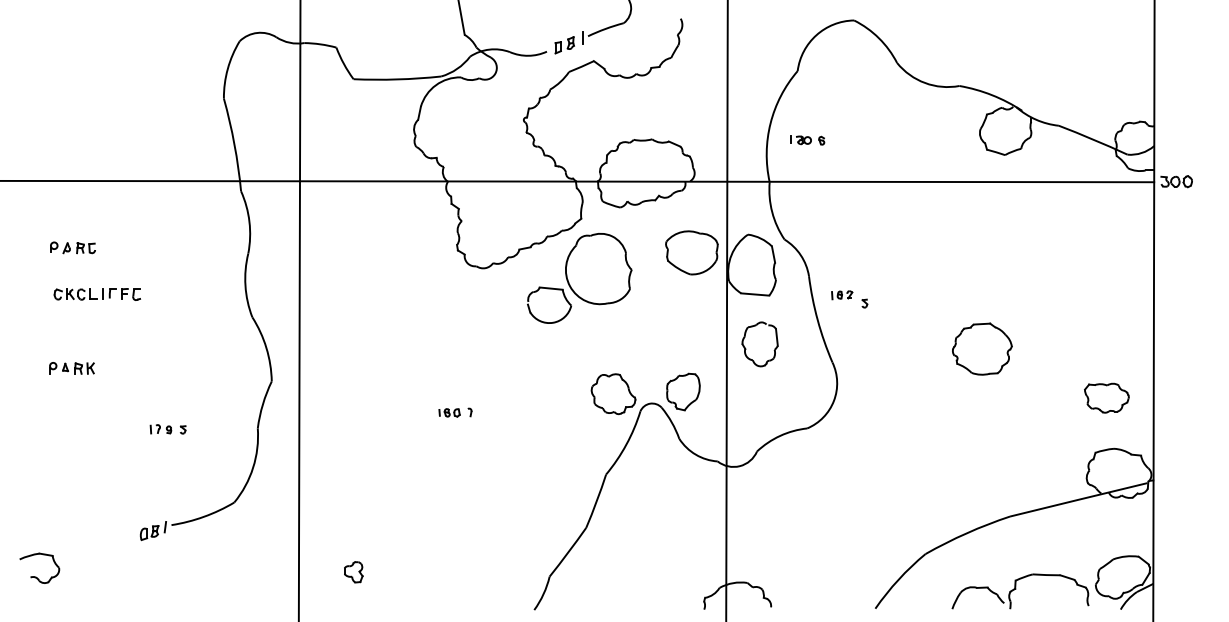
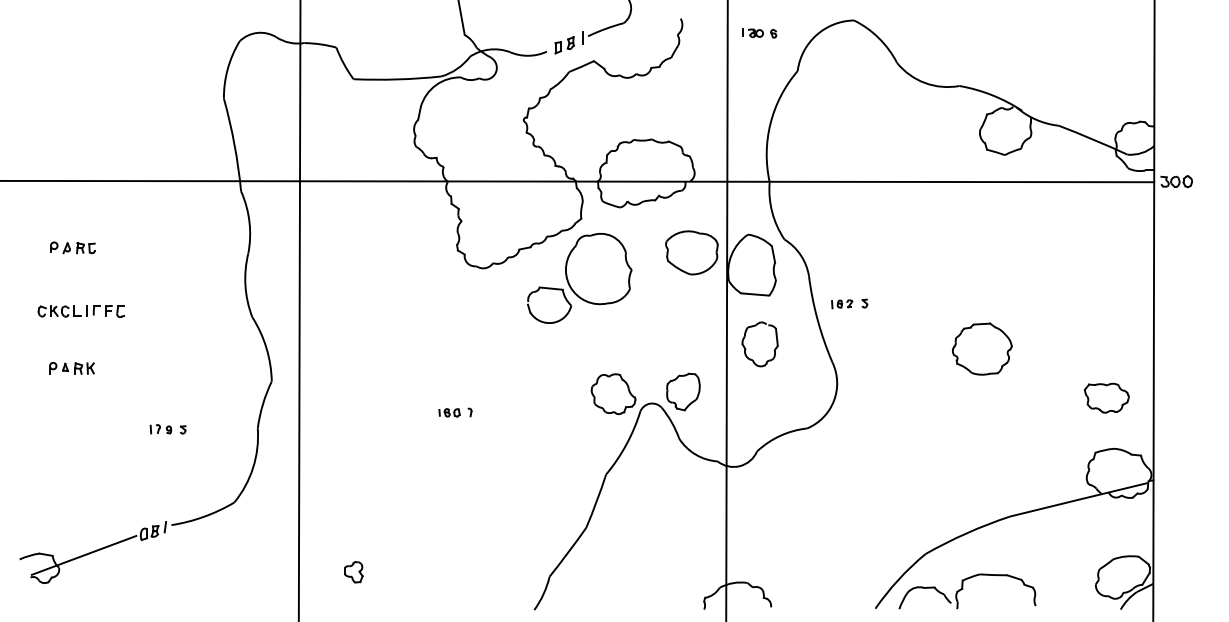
part position: (807, 140) -> (759, 33) (759, 33)
part position: (96, 294) -> (80, 311) (80, 311)
part position: (842, 295) -> (842, 304) (842, 304)
line: none -> present (83, 554)
part position: (1020, 591) -> (967, 591) (967, 591)
